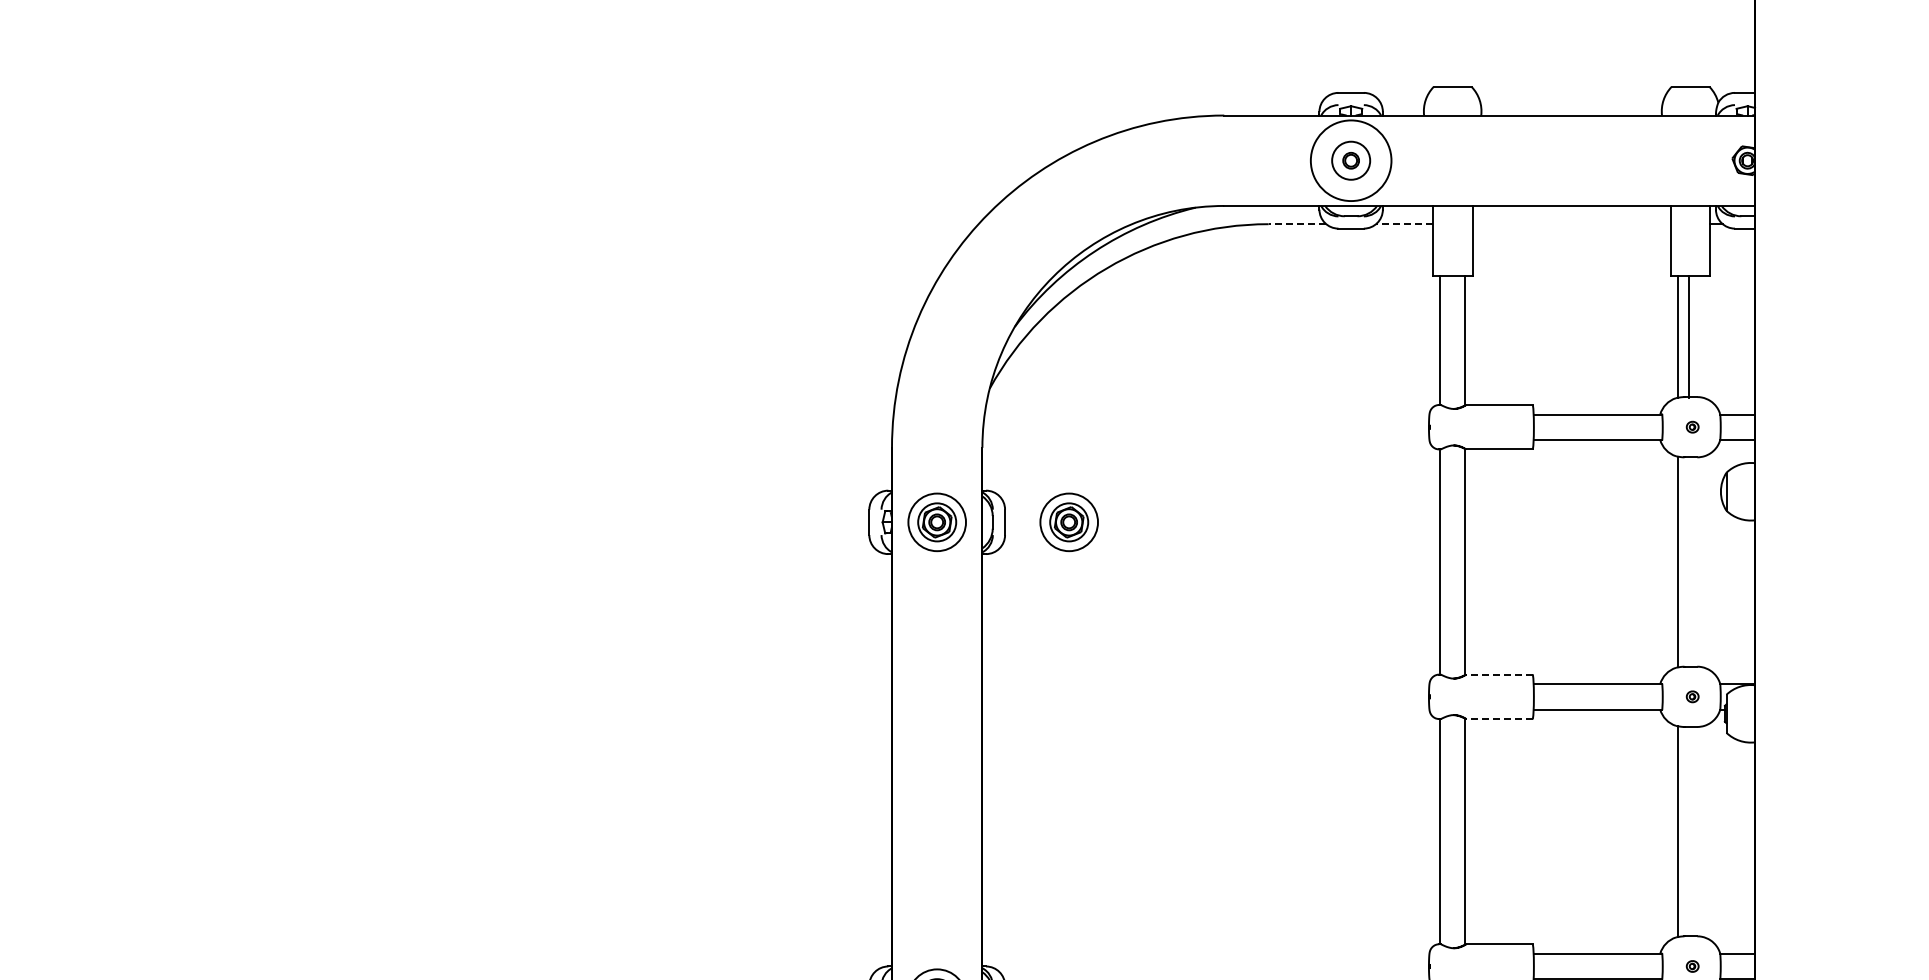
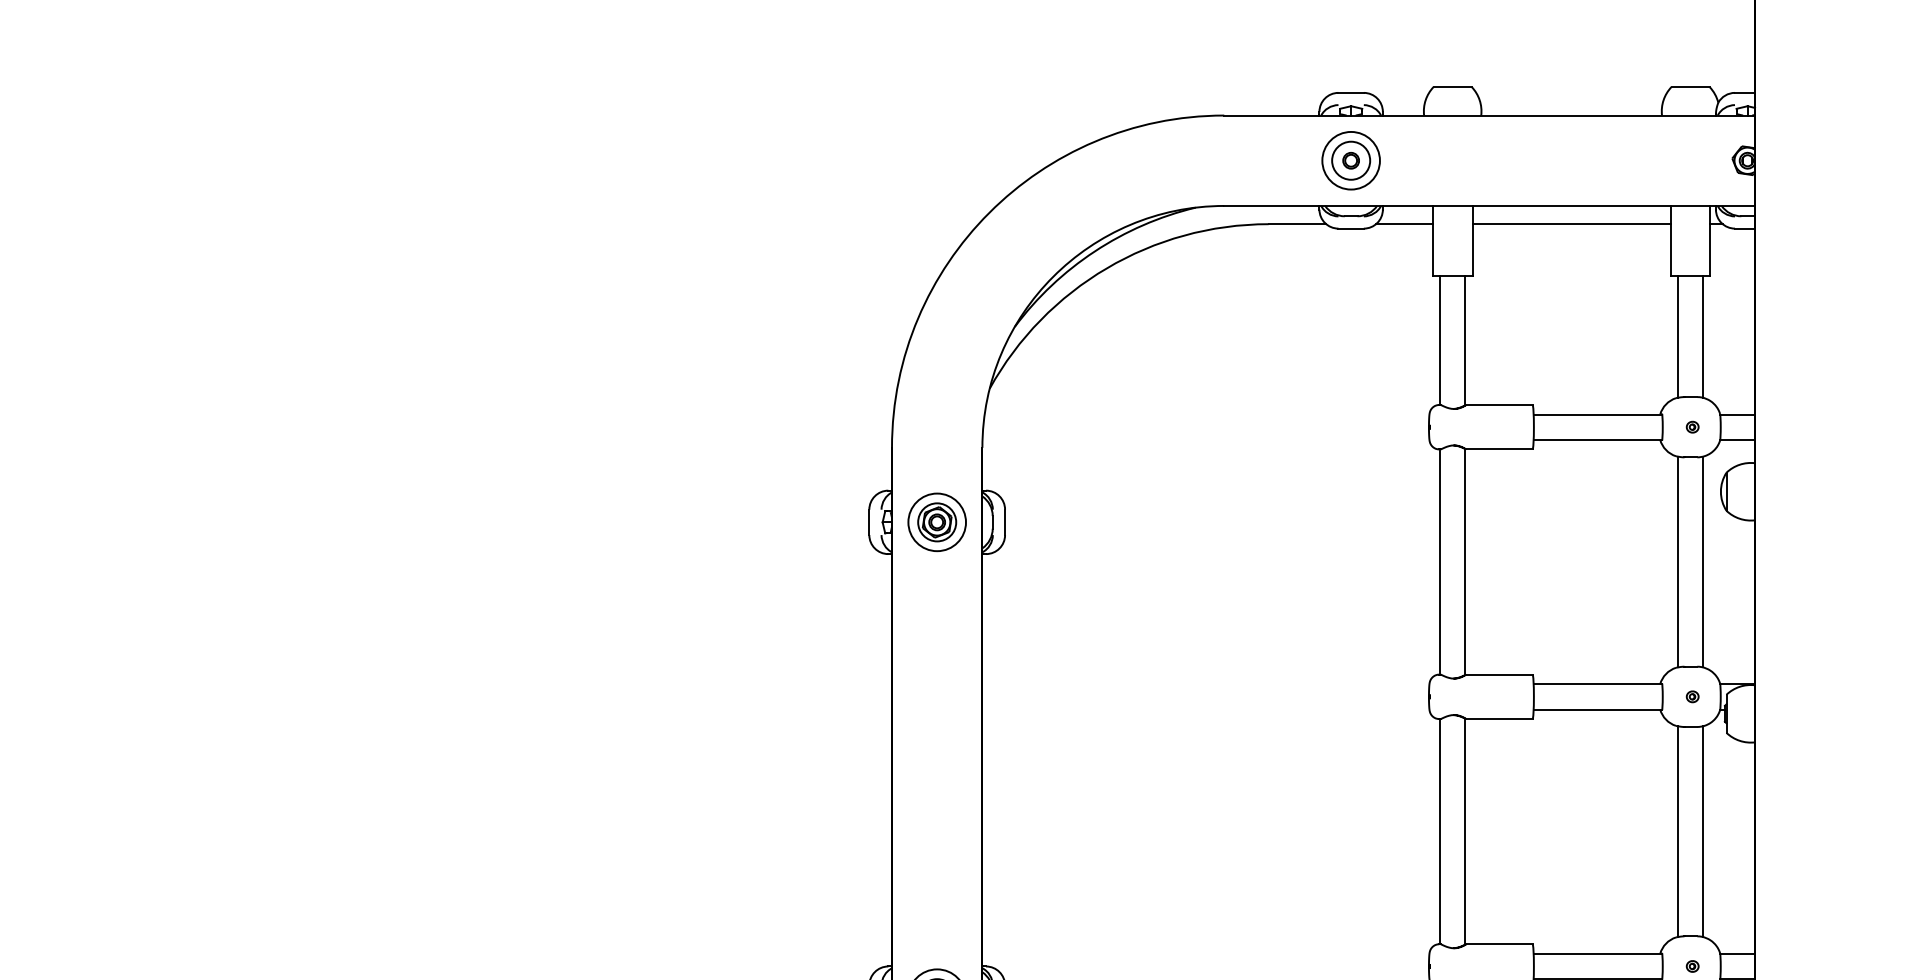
circle diameter: 81 px -> 58 px (1350, 160)
line: dashed -> solid (1297, 224)
line: dashed -> solid (1403, 224)
line: none -> present (1571, 224)
line position: (1689, 336) -> (1703, 336) (1703, 336)
part: present -> none (1068, 522)
line: none -> present (1703, 561)
line: dashed -> solid (1498, 674)
line: dashed -> solid (1498, 719)
line: none -> present (1703, 831)
